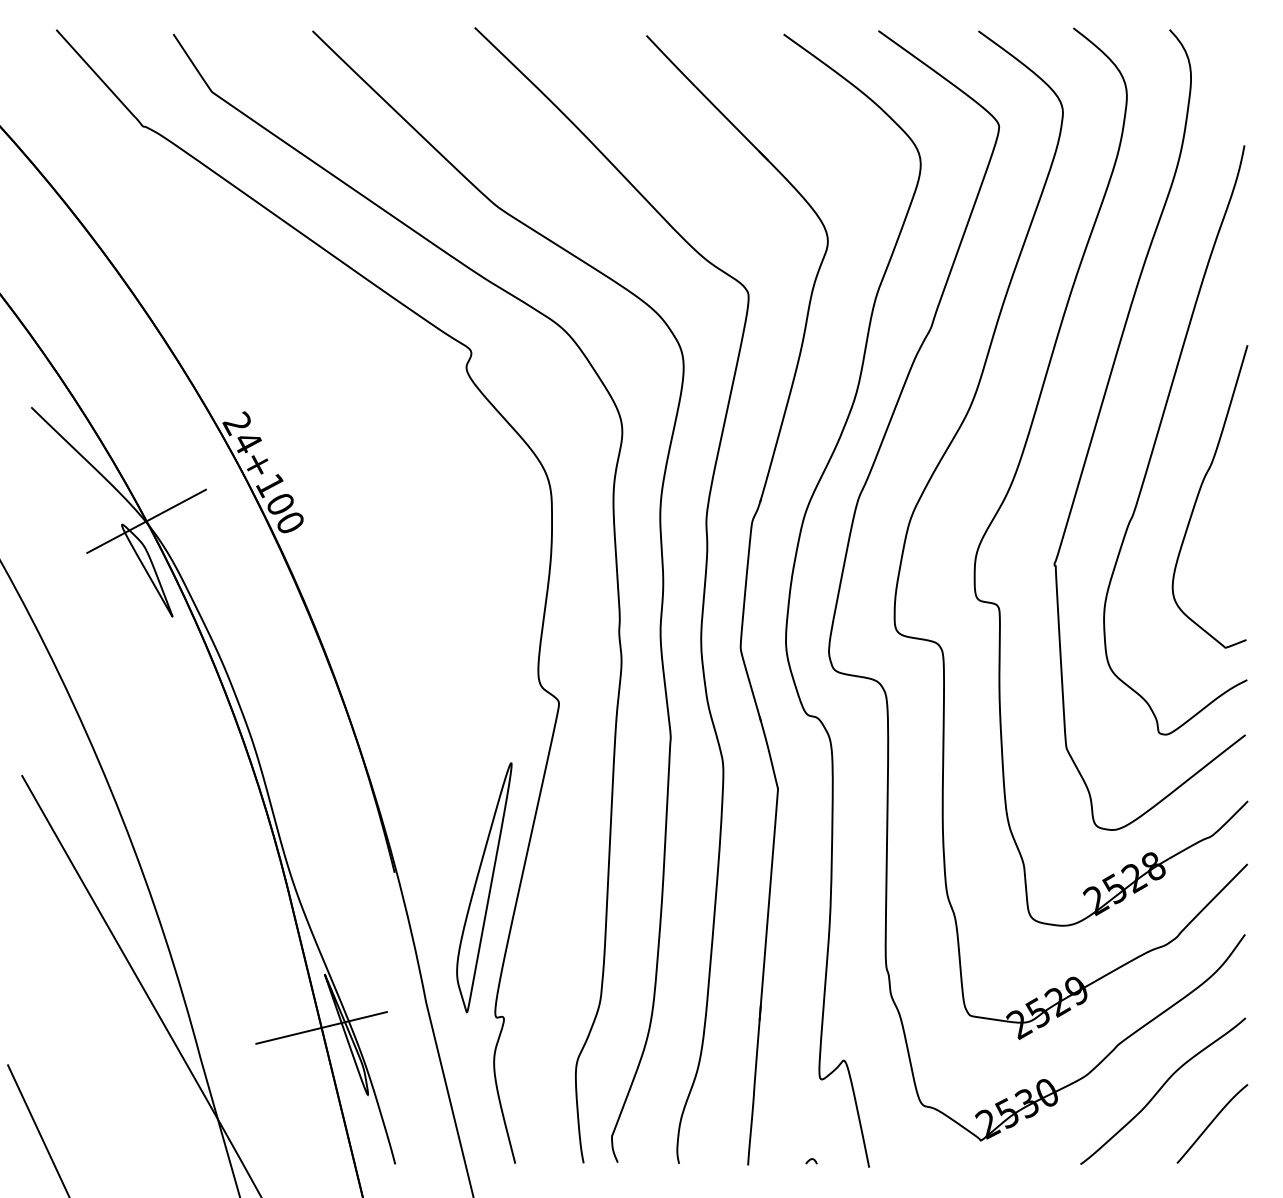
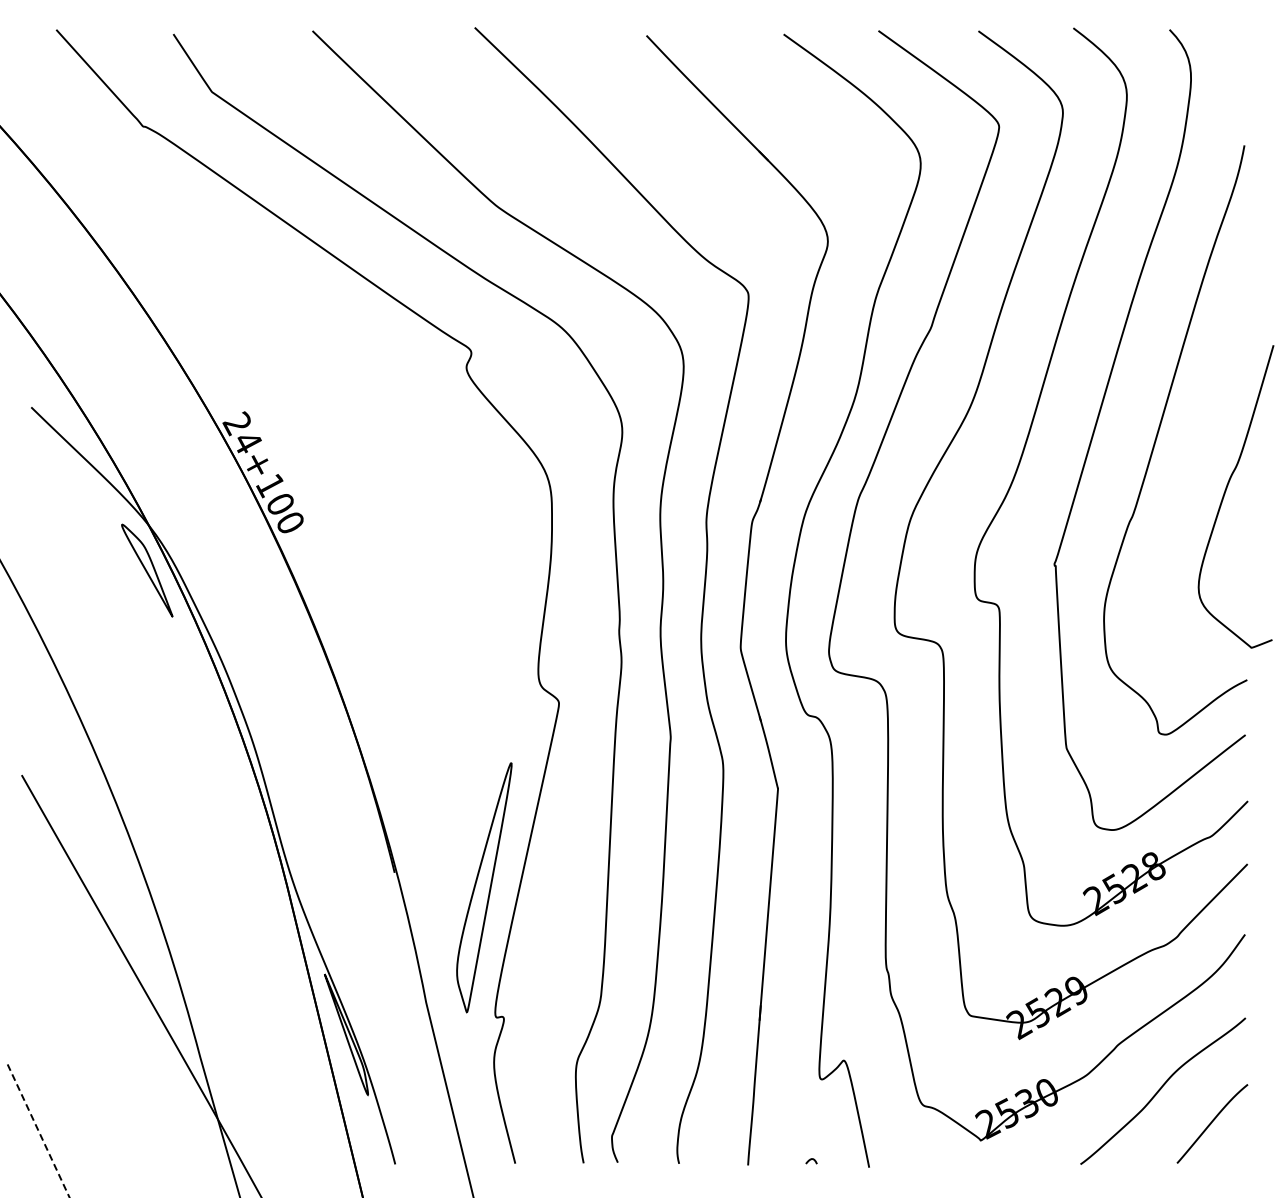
curve position: (1199, 494) -> (1225, 494) (1225, 494)
line: present -> none (146, 520)
line: present -> none (321, 1027)
line: solid -> dashed (39, 1132)
